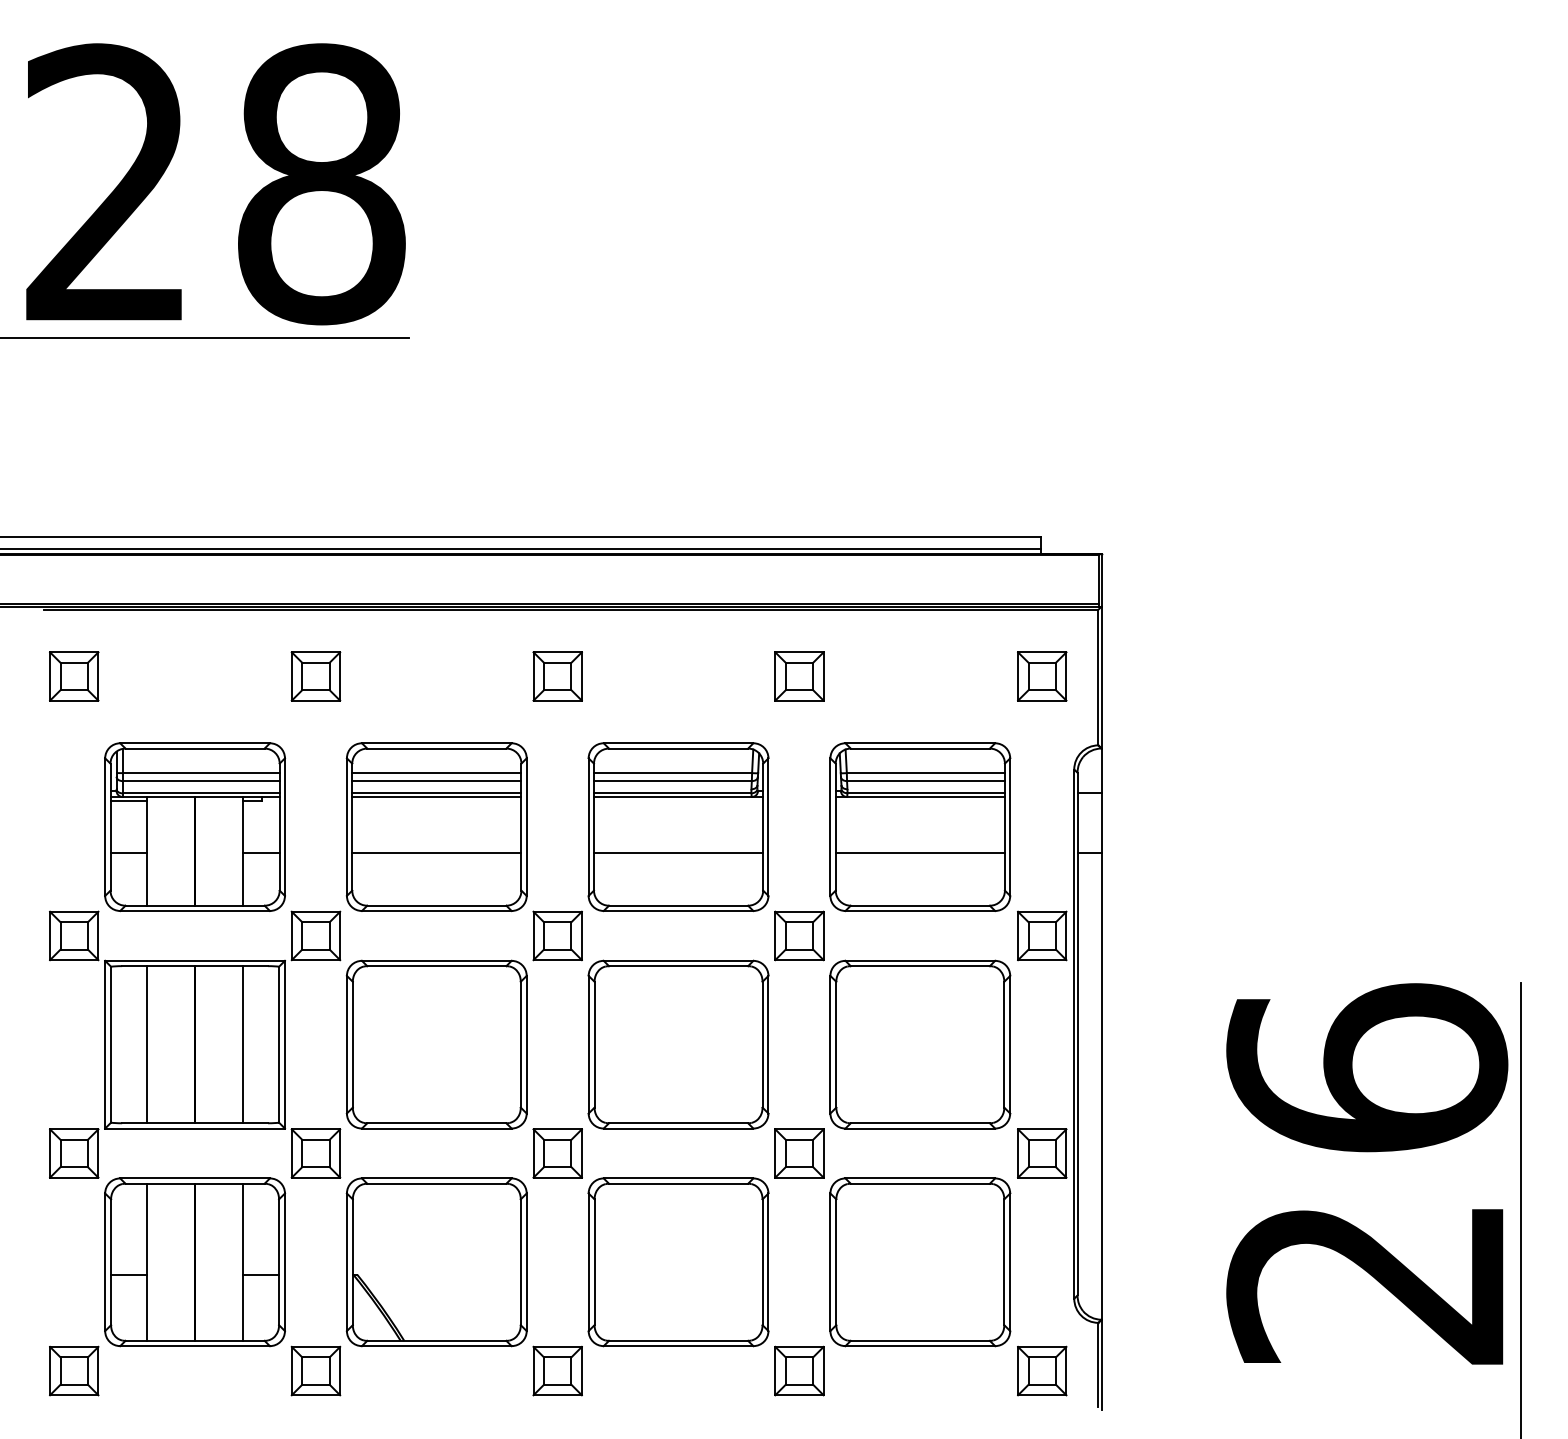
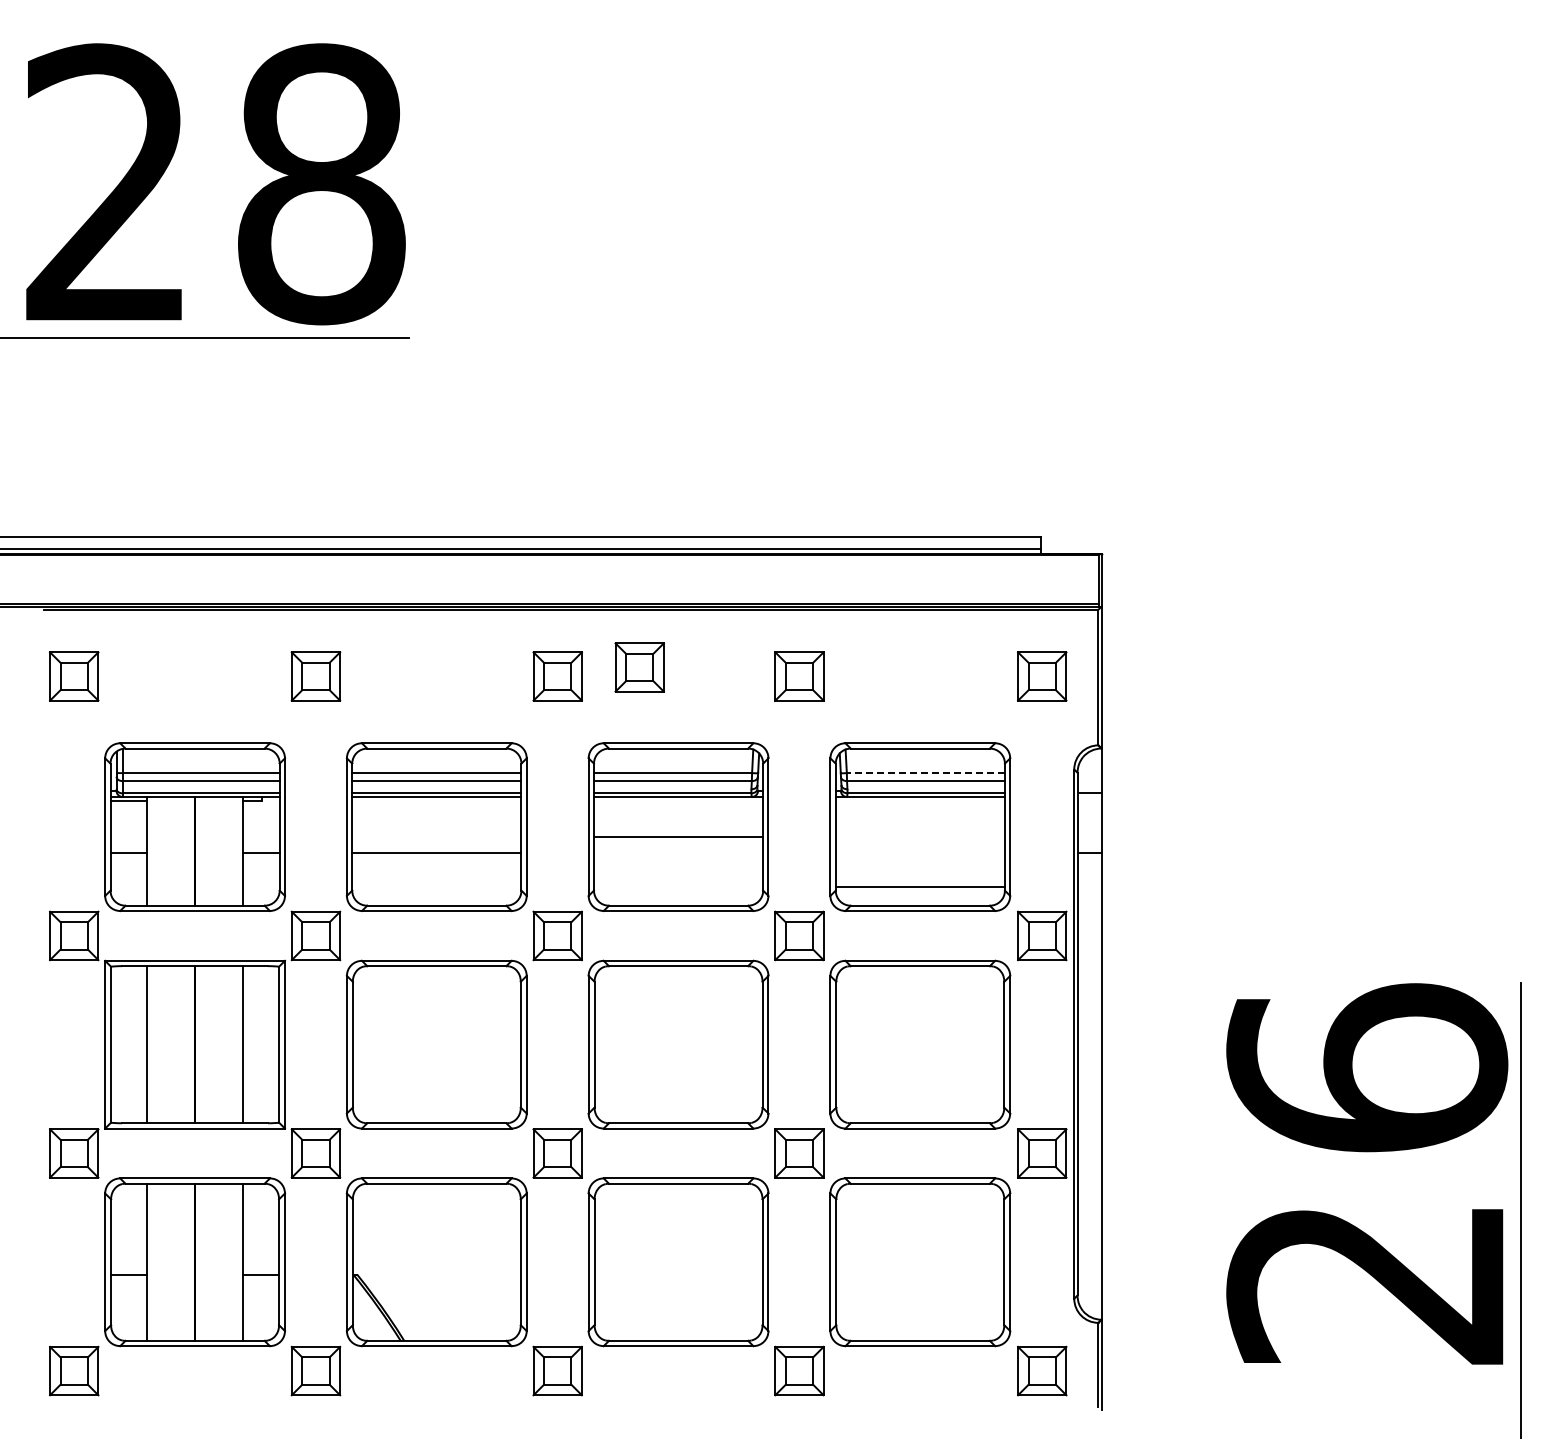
part: none -> present (639, 667)
line: solid -> dashed (925, 773)
line position: (678, 852) -> (678, 836) (678, 836)
line position: (919, 852) -> (919, 886) (919, 886)
